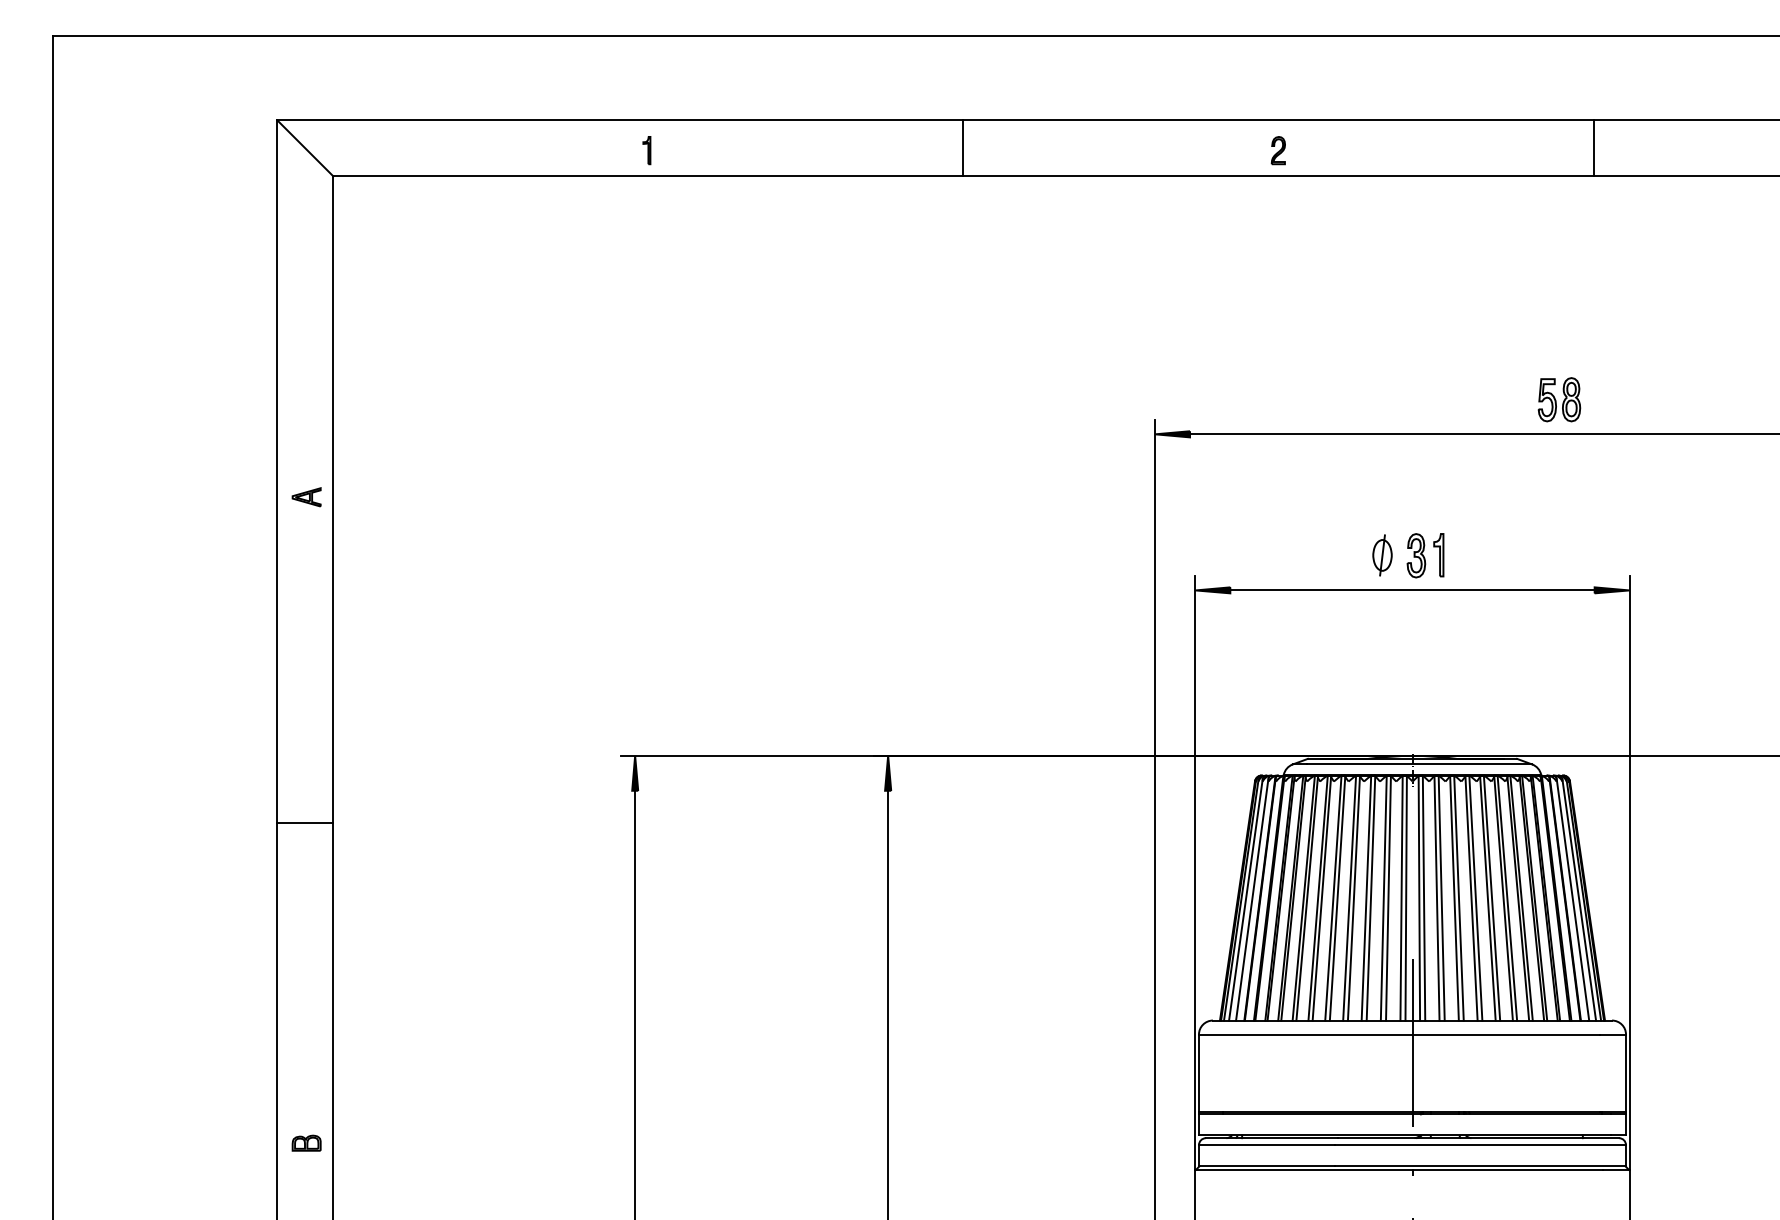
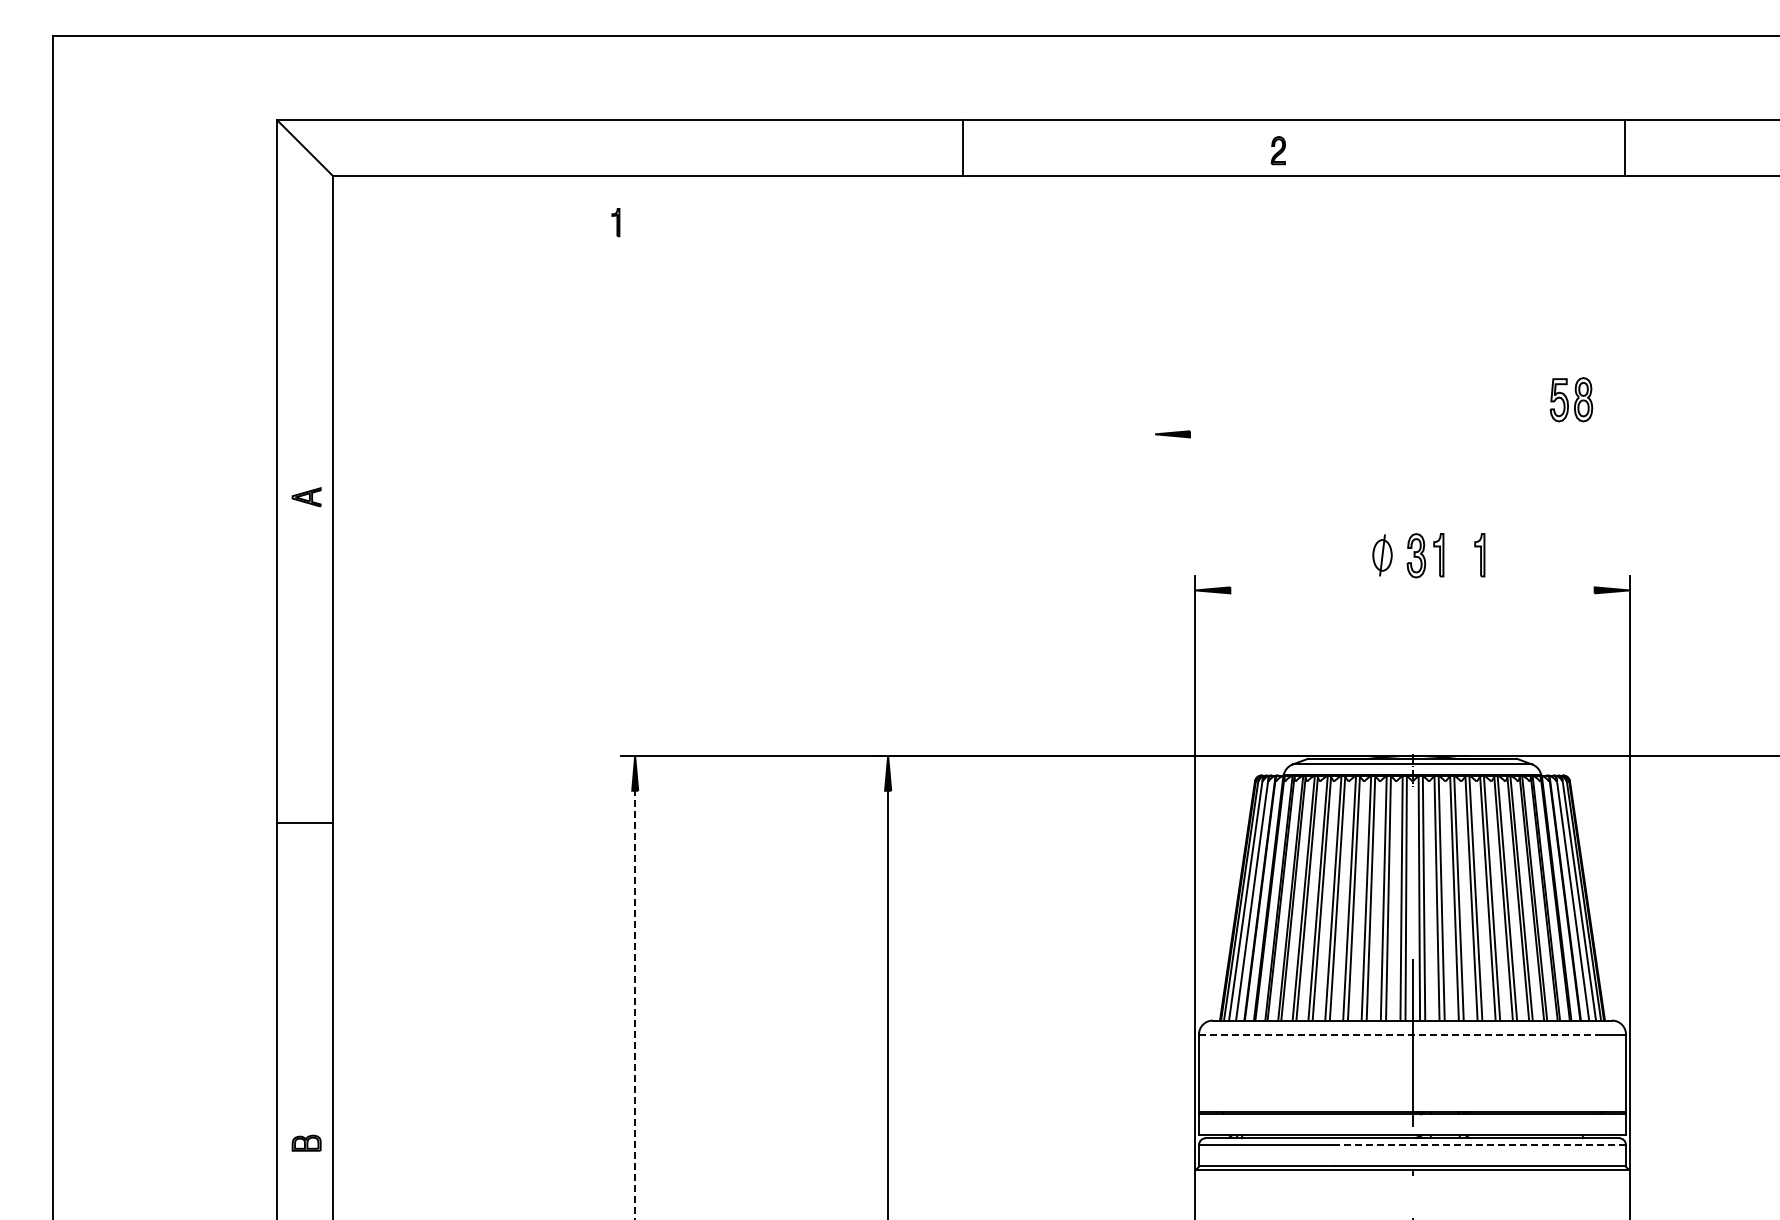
line position: (1593, 148) -> (1624, 148) (1624, 148)
part position: (646, 150) -> (615, 222) (615, 222)
part position: (1559, 399) -> (1571, 399) (1571, 399)
line: present -> none (1483, 434)
part: none -> present (1479, 555)
line: present -> none (1412, 590)
line: present -> none (1155, 818)
line: solid -> dashed (635, 1004)
line: solid -> dashed (1399, 1034)
line: solid -> dashed (1480, 1145)
